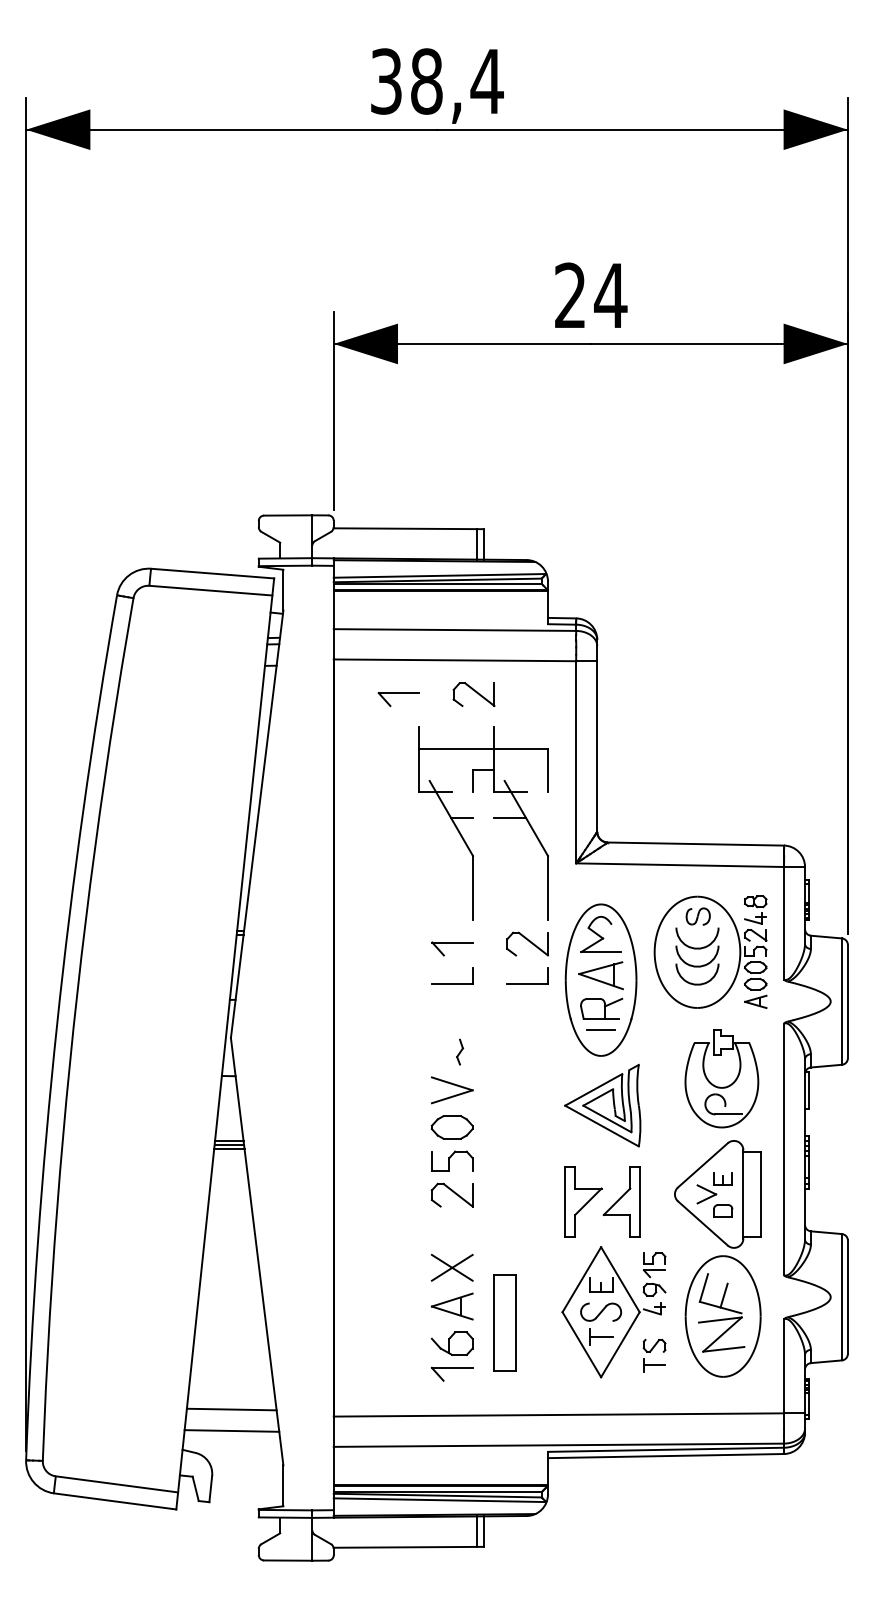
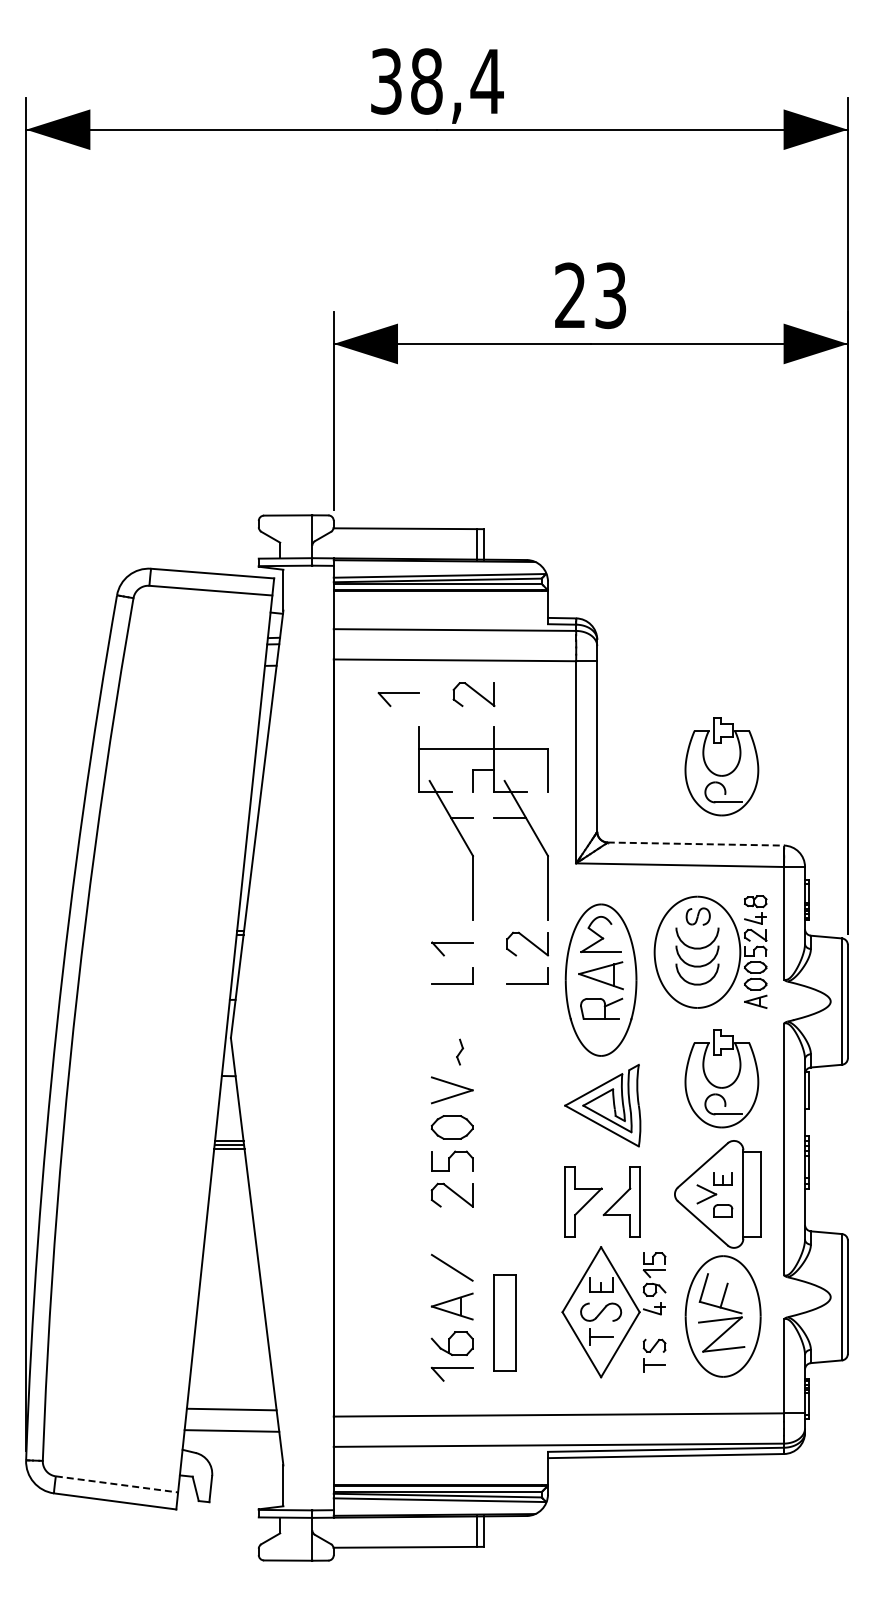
text: 24 -> 23 (610, 295)
part: none -> present (720, 774)
line: solid -> dashed (696, 844)
line: present -> none (600, 1029)
line: present -> none (451, 1267)
line: solid -> dashed (116, 1484)
